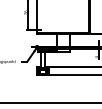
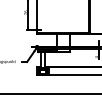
line position: (50, 102) -> (50, 93) (50, 93)
